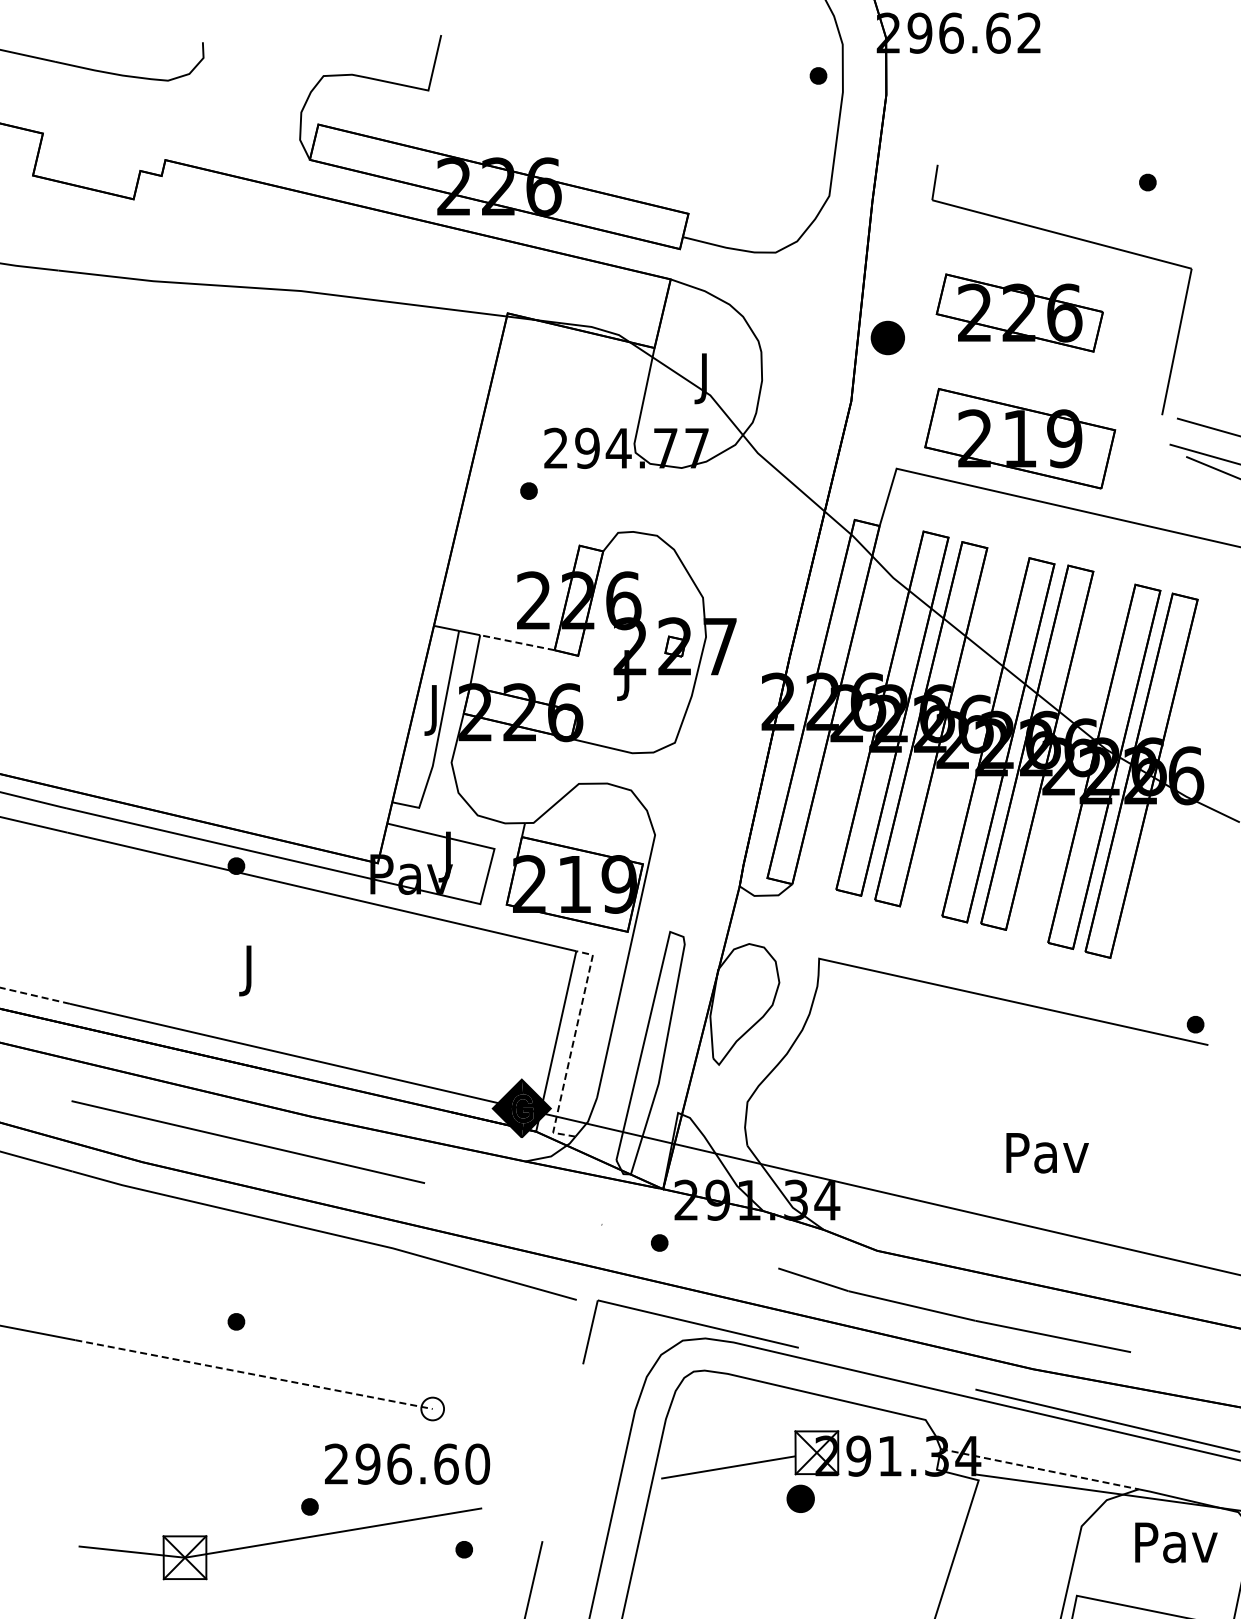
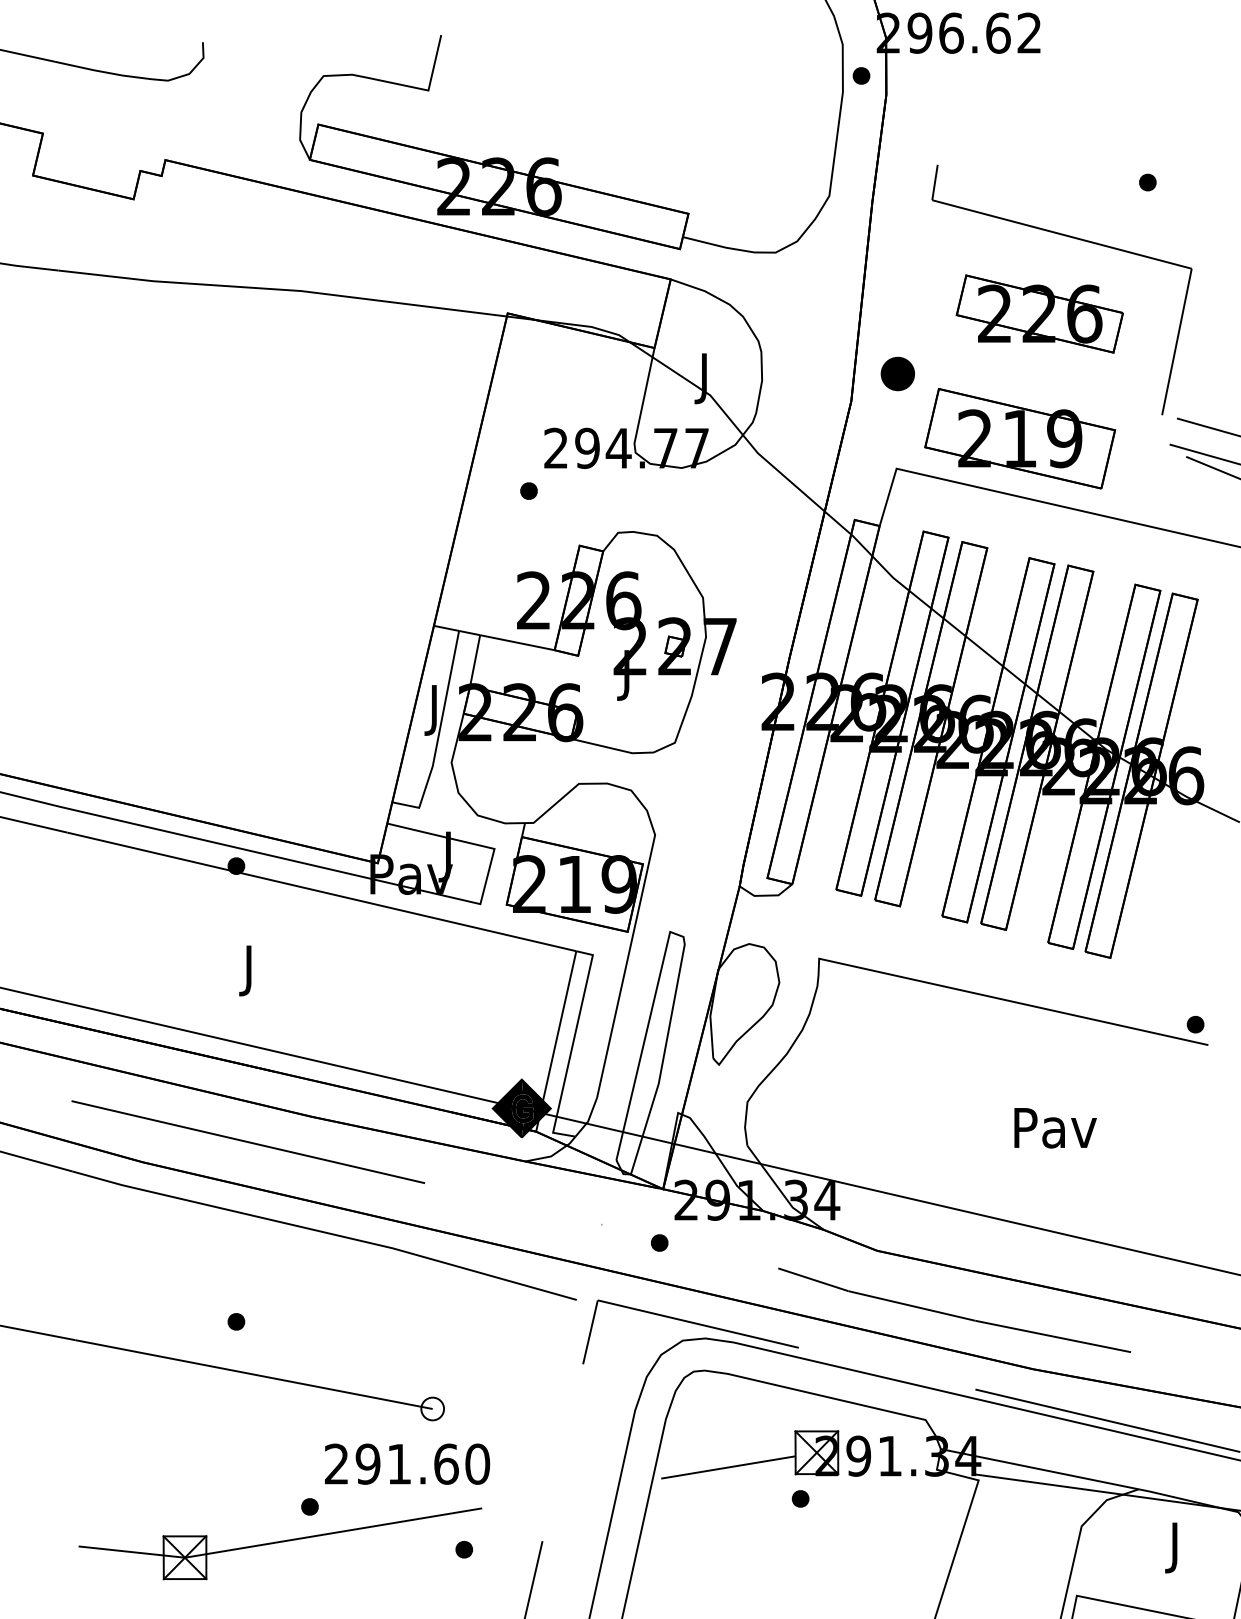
part position: (818, 75) -> (861, 75) (861, 75)
part position: (1019, 312) -> (1039, 313) (1039, 313)
part position: (887, 337) -> (897, 373) (897, 373)
line: dashed -> solid (517, 642)
line: dashed -> solid (35, 995)
line: dashed -> solid (572, 1046)
text position: (1047, 1153) -> (1055, 1128) (1055, 1128)
line: dashed -> solid (254, 1374)
text: 296.60 -> 291.60 (399, 1463)
line: dashed -> solid (1039, 1469)
part size: 29x29 px -> 19x18 px (800, 1498)
text: Pav -> J (1176, 1547)
